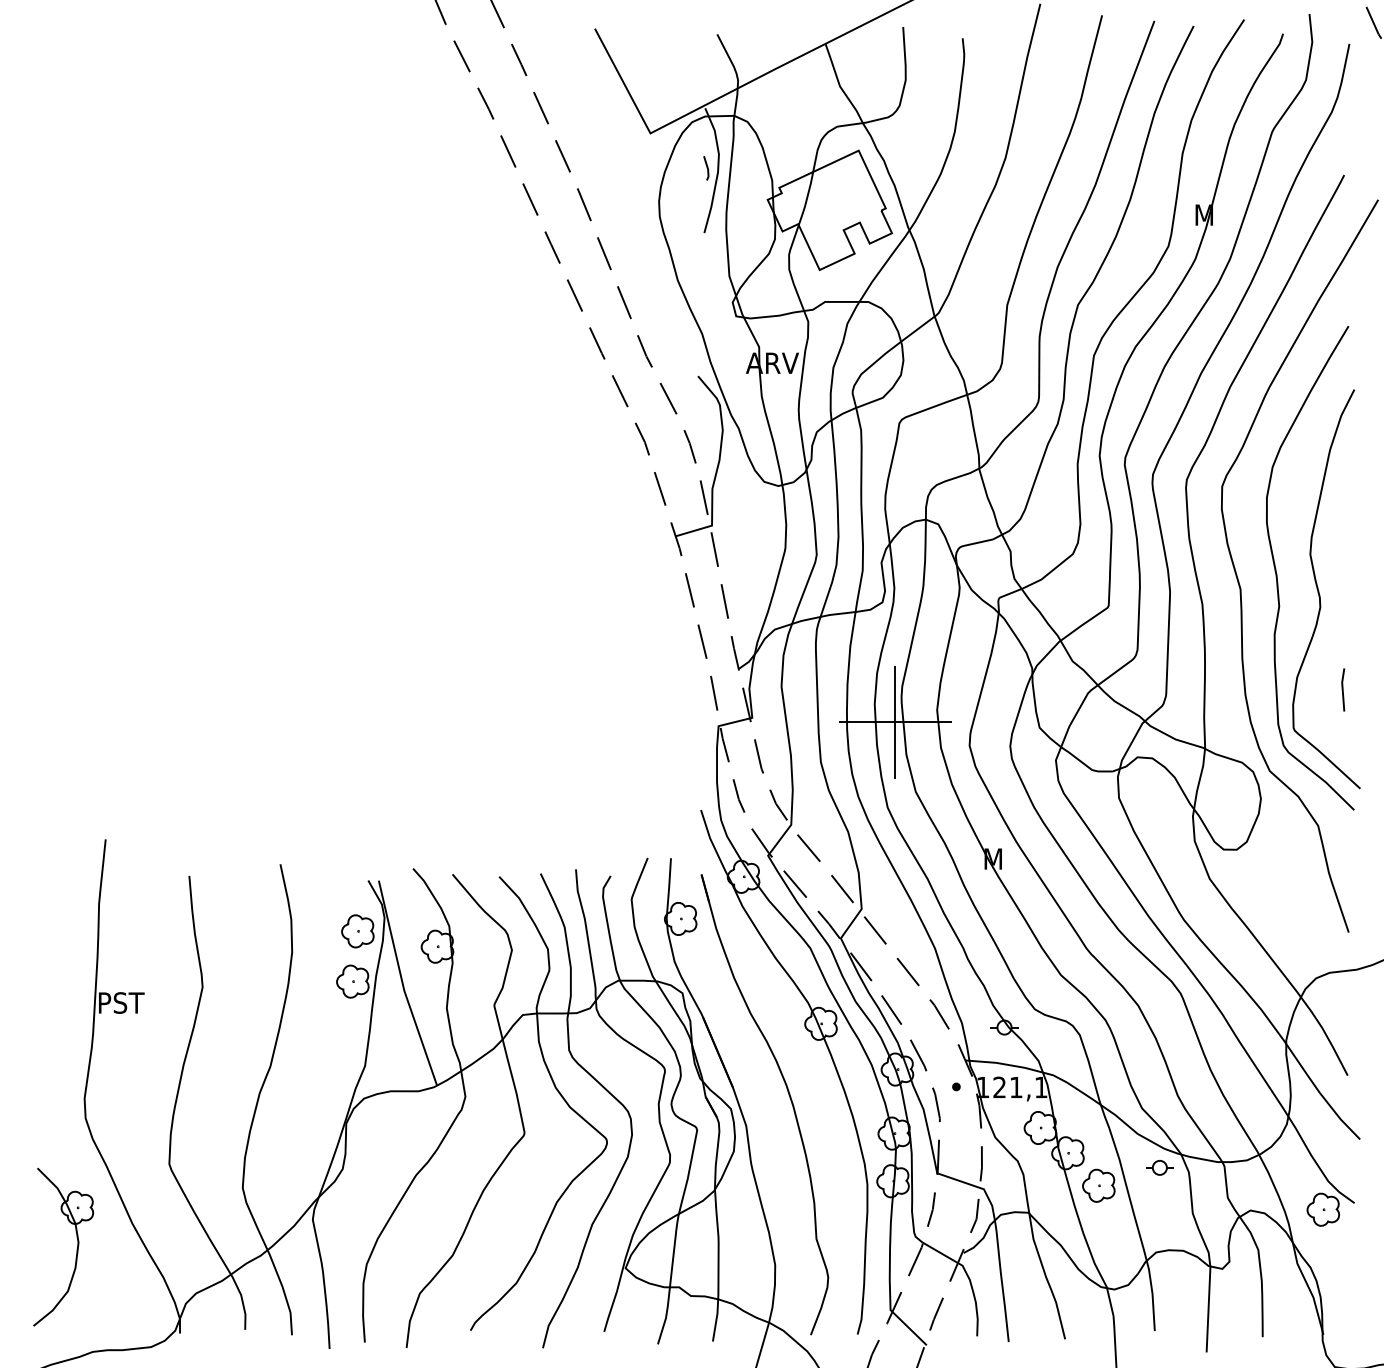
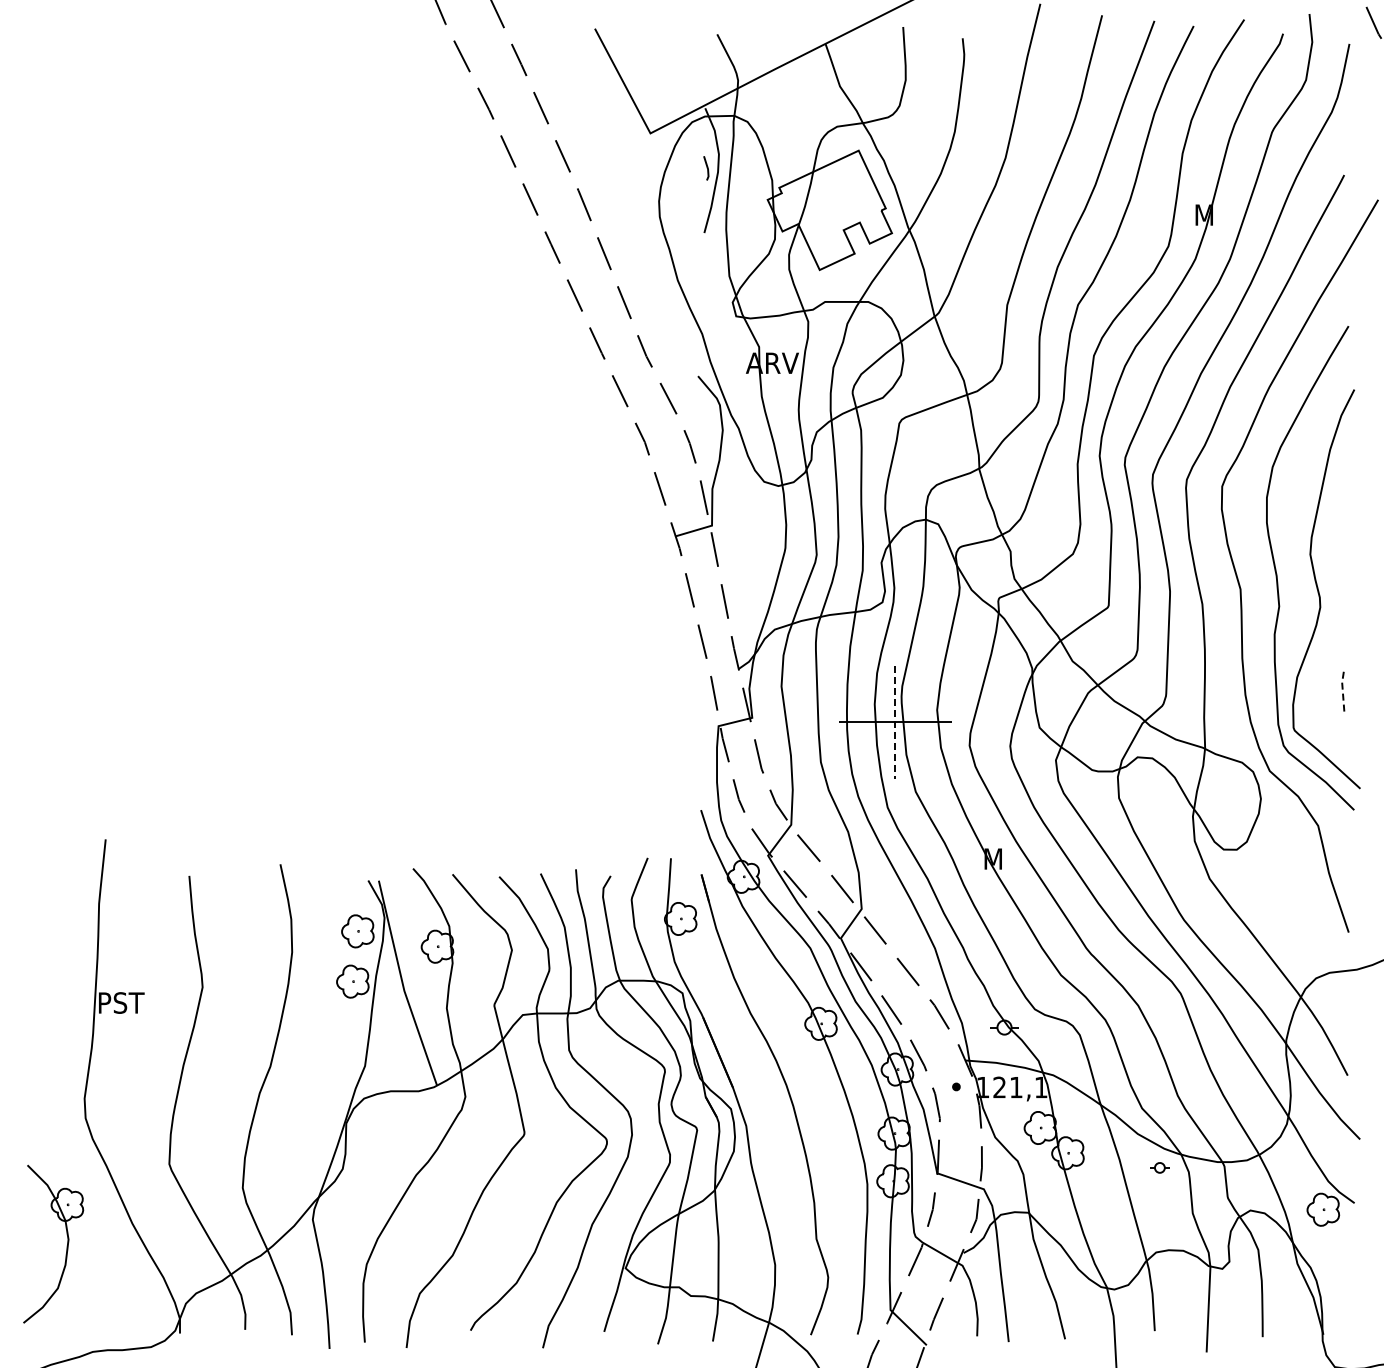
line: solid -> dashed (1342, 689)
line: solid -> dashed (895, 722)
part size: 28x16 px -> 20x12 px (1159, 1167)
part: present -> none (1098, 1185)
part position: (76, 1249) -> (66, 1246) (66, 1246)
